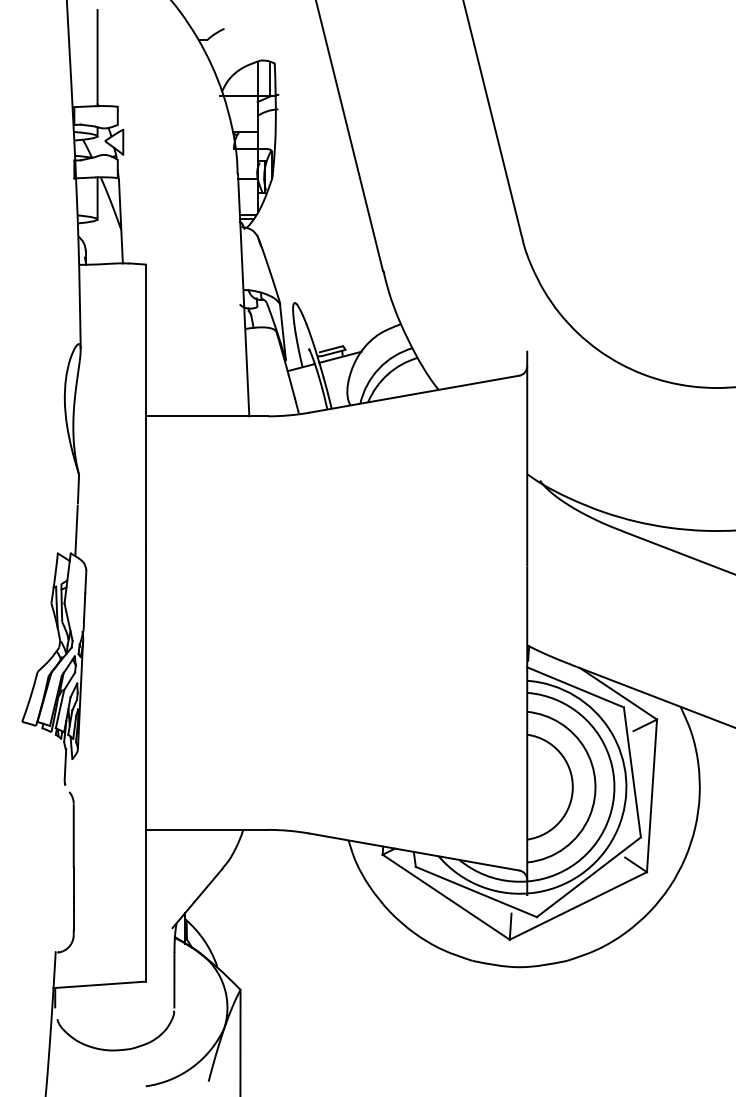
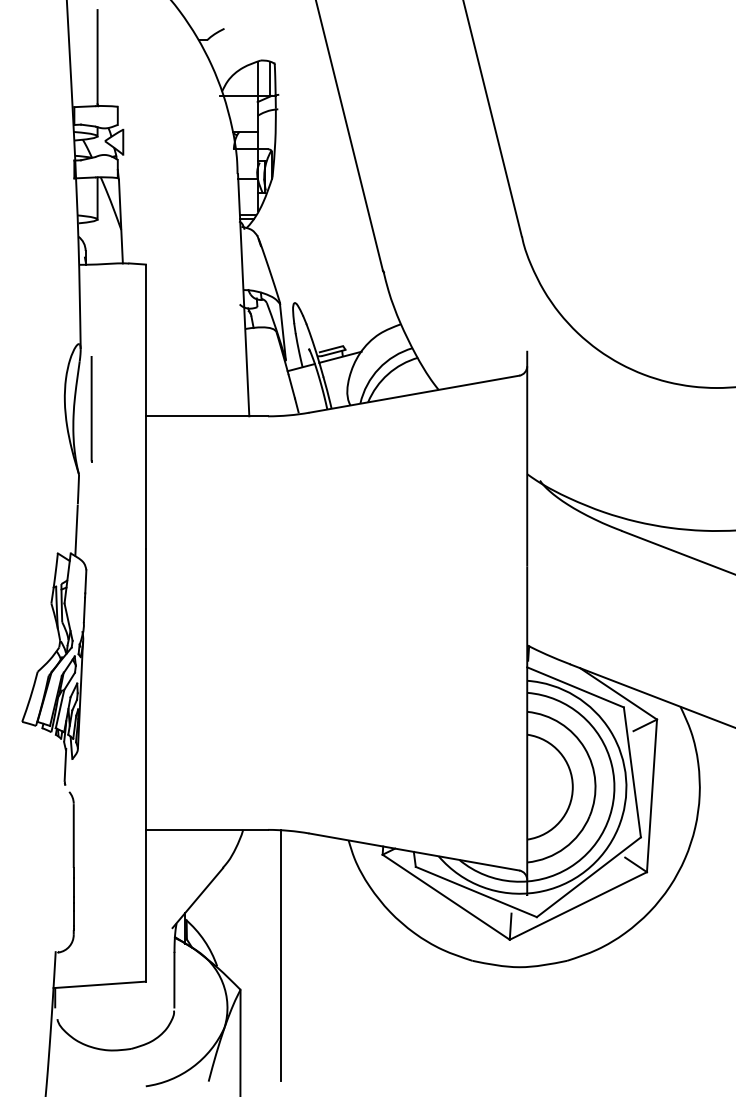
line: none -> present (91, 409)
line: none -> present (280, 955)
